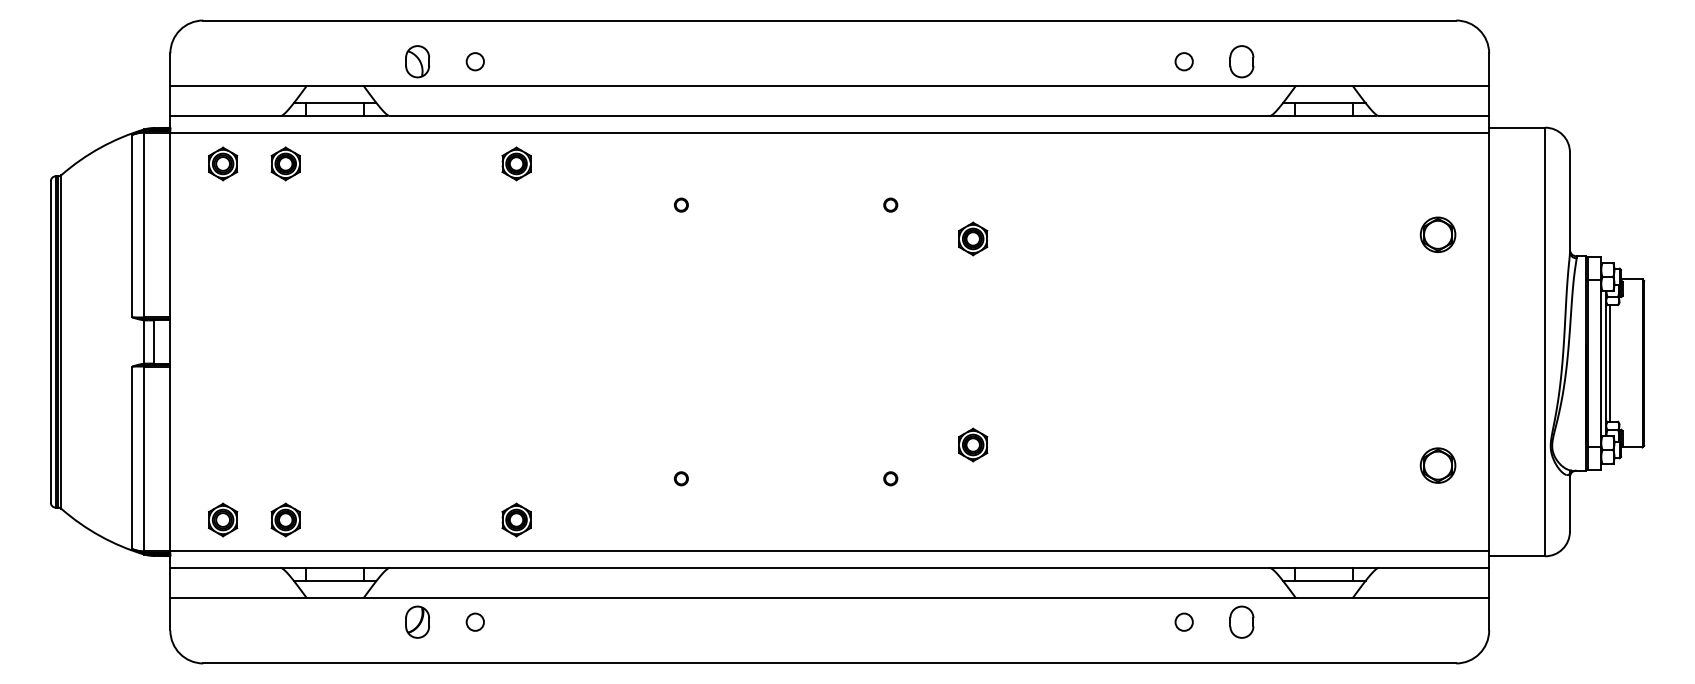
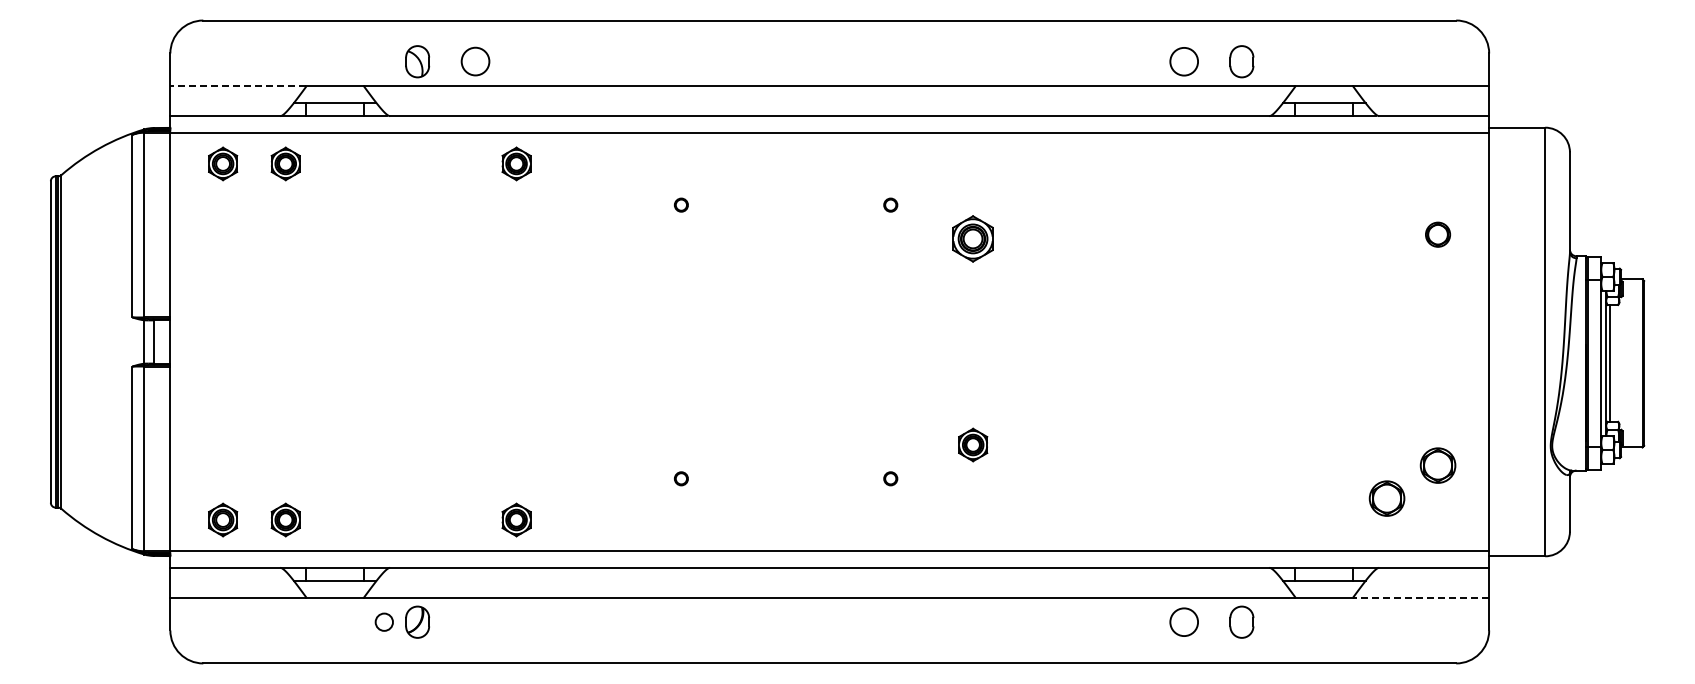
circle size: 20x20 px -> 31x31 px (475, 61)
circle diameter: 17 px -> 28 px (1184, 61)
line: solid -> dashed (237, 86)
part size: 38x37 px -> 27x27 px (1438, 234)
part size: 31x36 px -> 42x48 px (972, 238)
part: none -> present (1386, 498)
line: solid -> dashed (1420, 597)
circle position: (474, 621) -> (383, 621) (383, 621)
circle diameter: 17 px -> 28 px (1184, 622)
